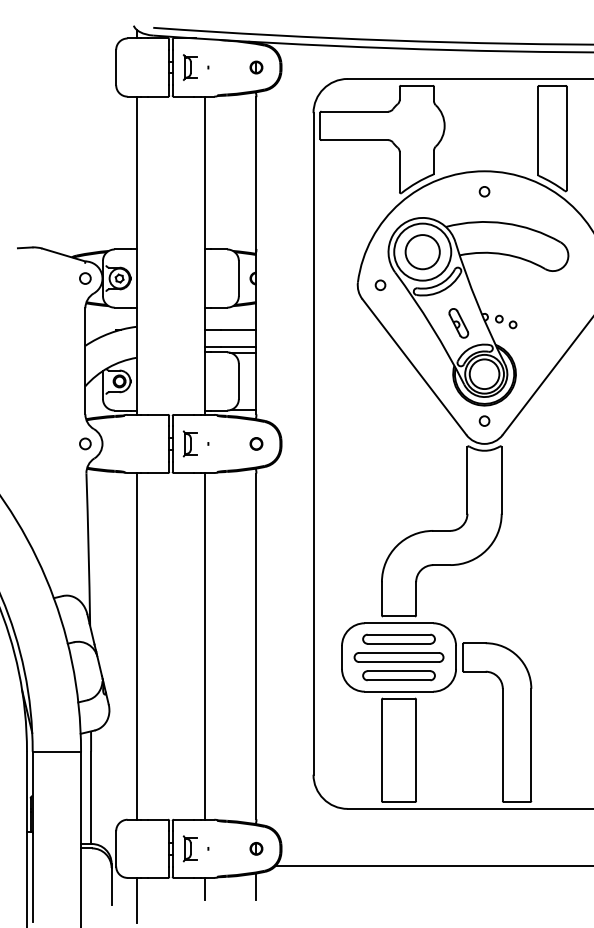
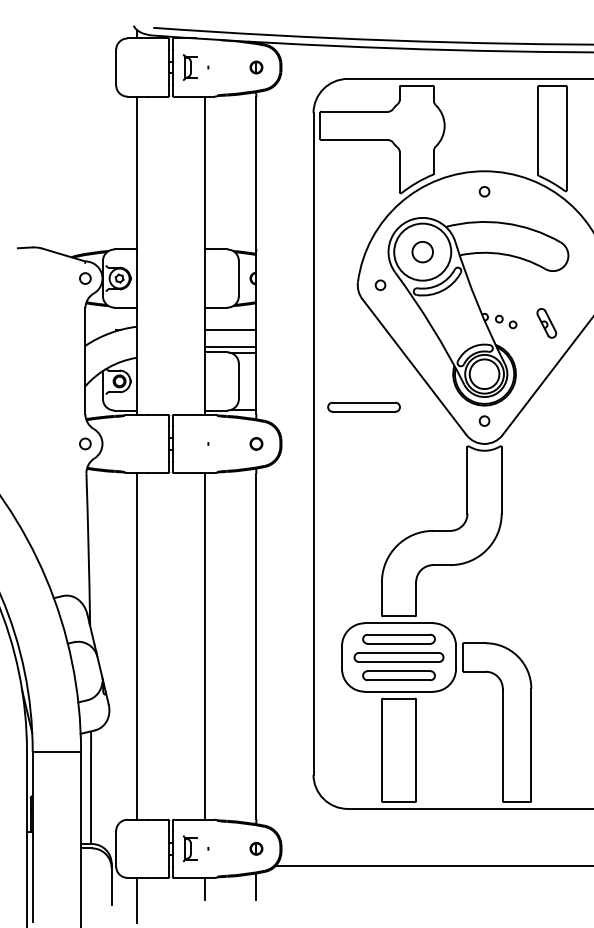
circle diameter: 34 px -> 21 px (422, 251)
part position: (458, 323) -> (546, 323) (546, 323)
part: none -> present (363, 406)
part: present -> none (189, 443)
